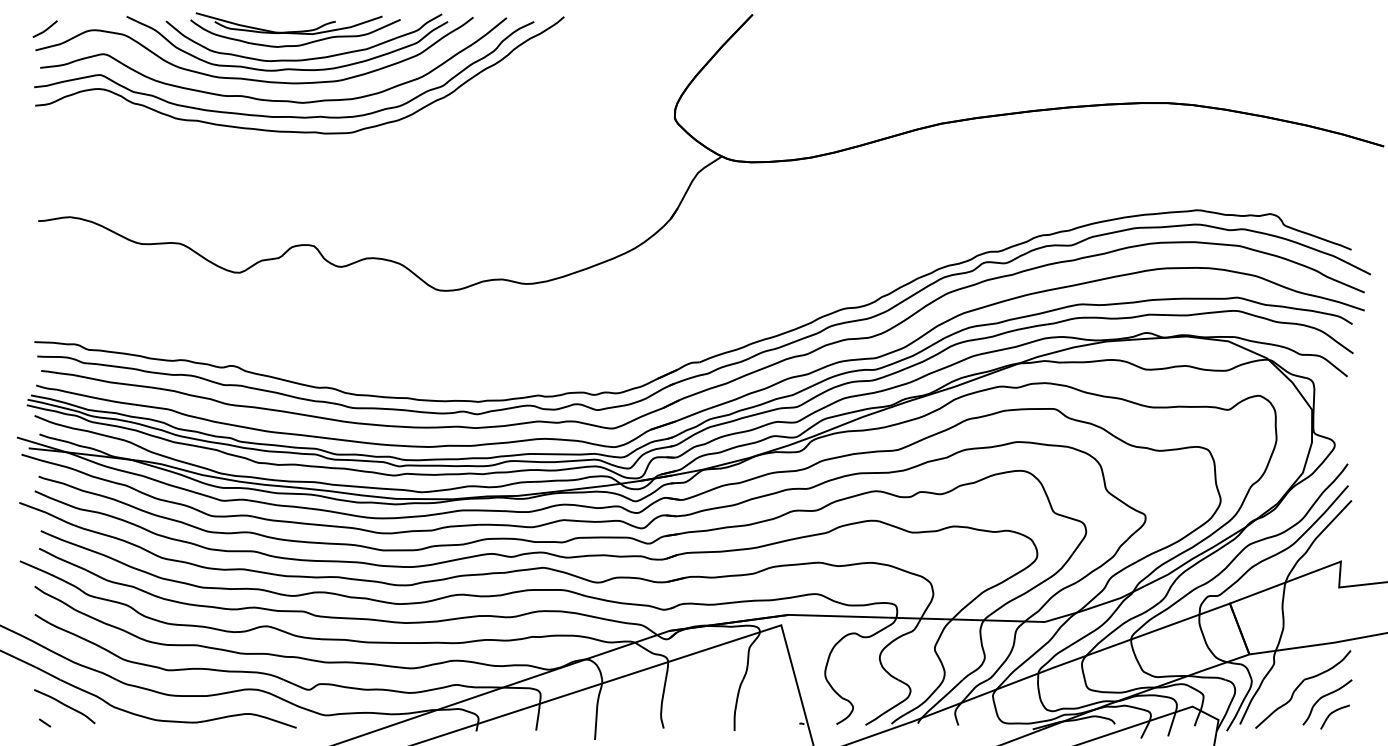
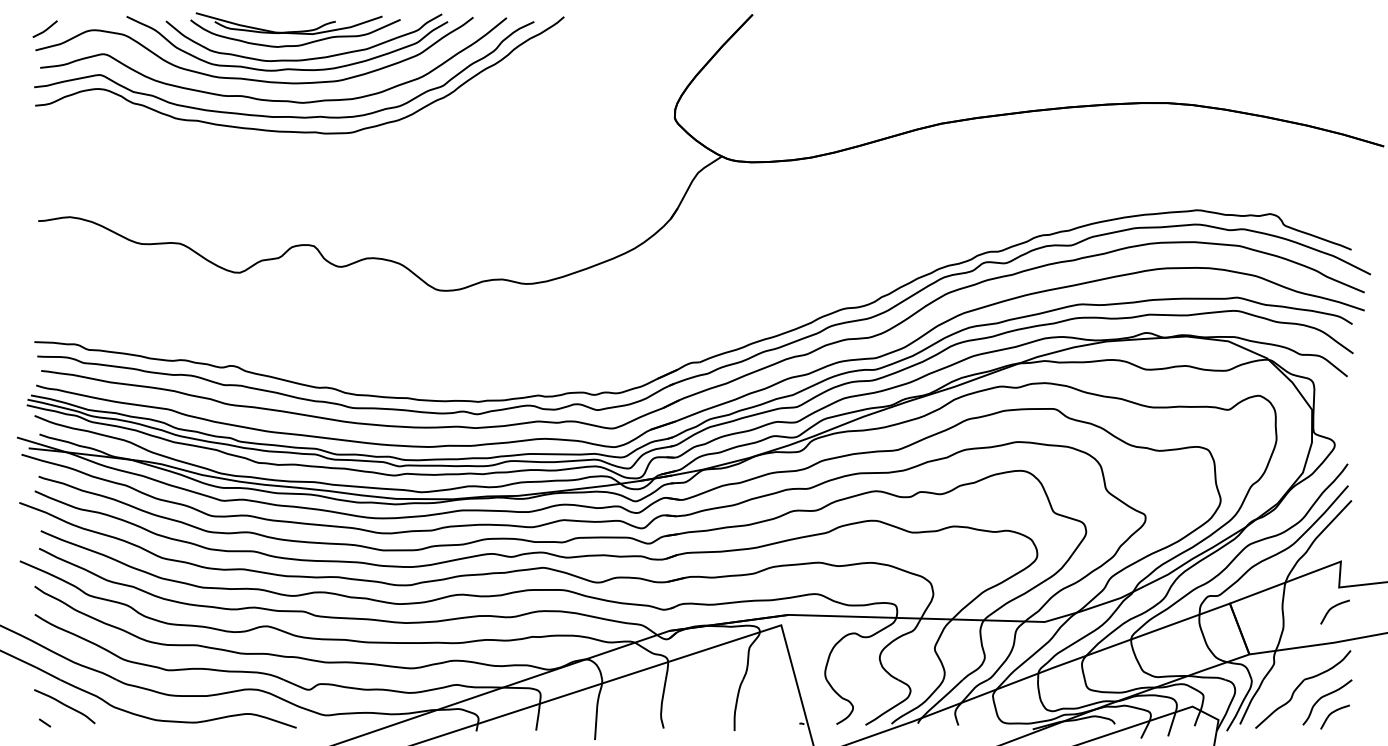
curve: none -> present (1332, 608)
